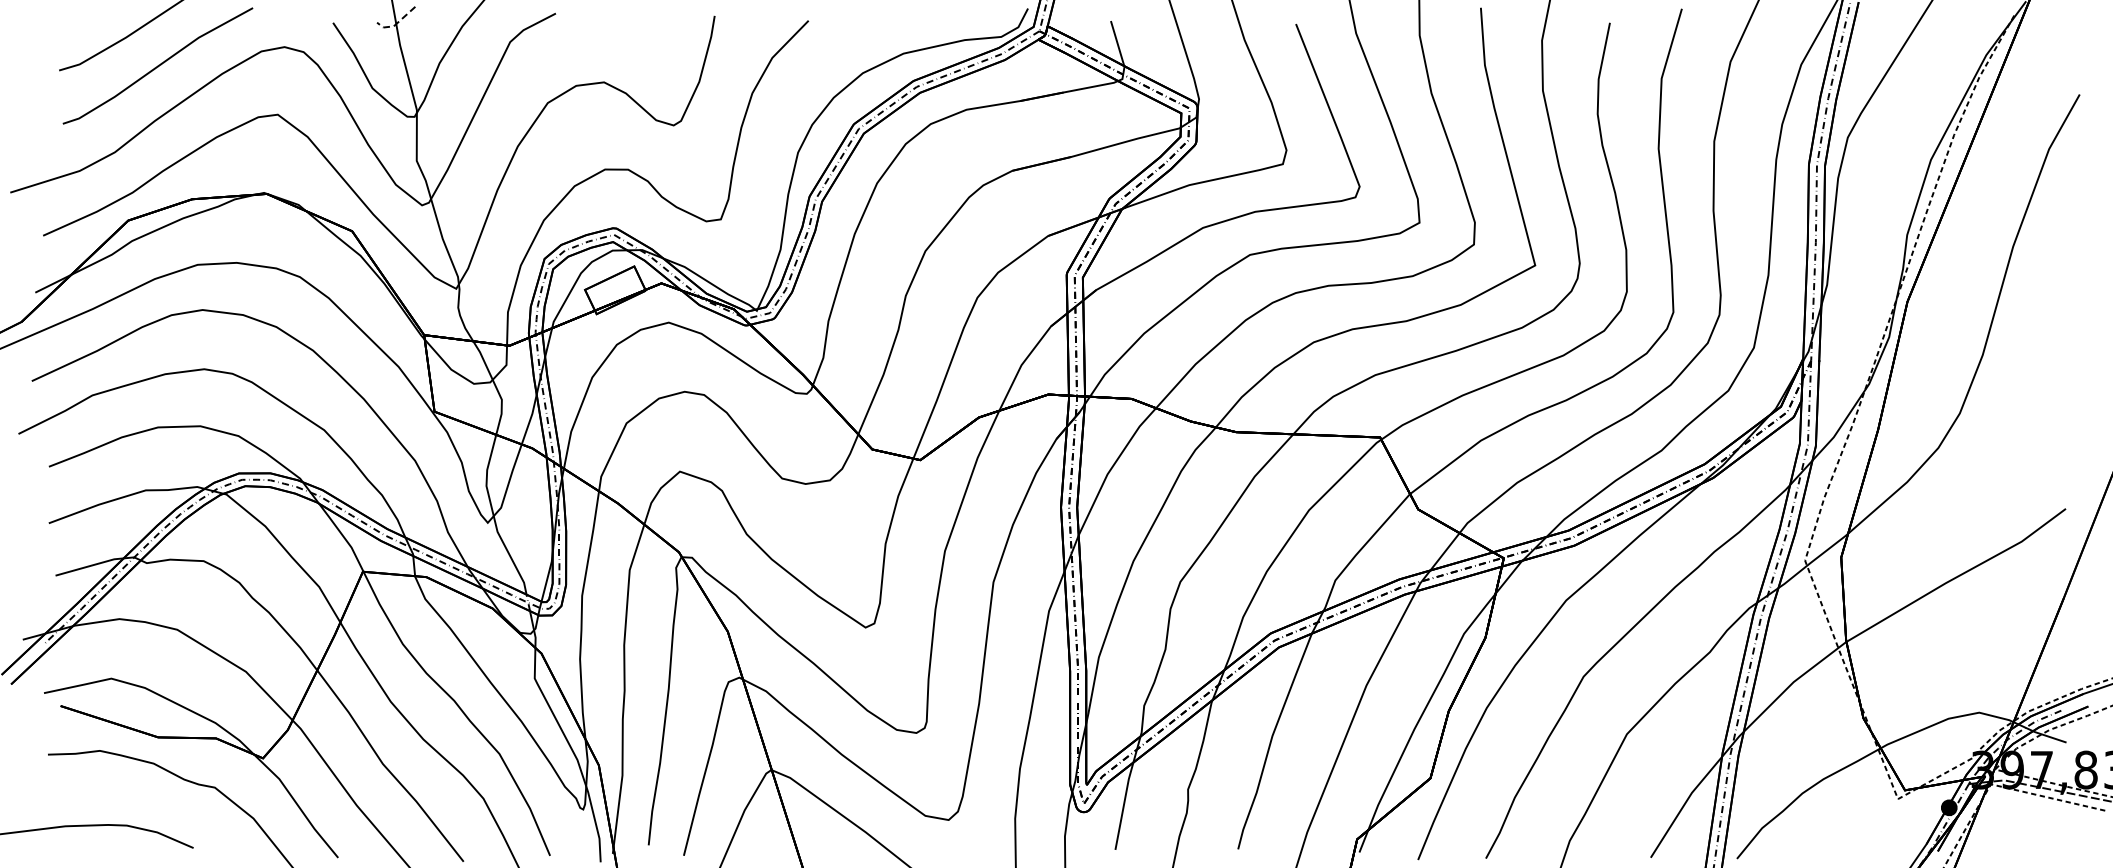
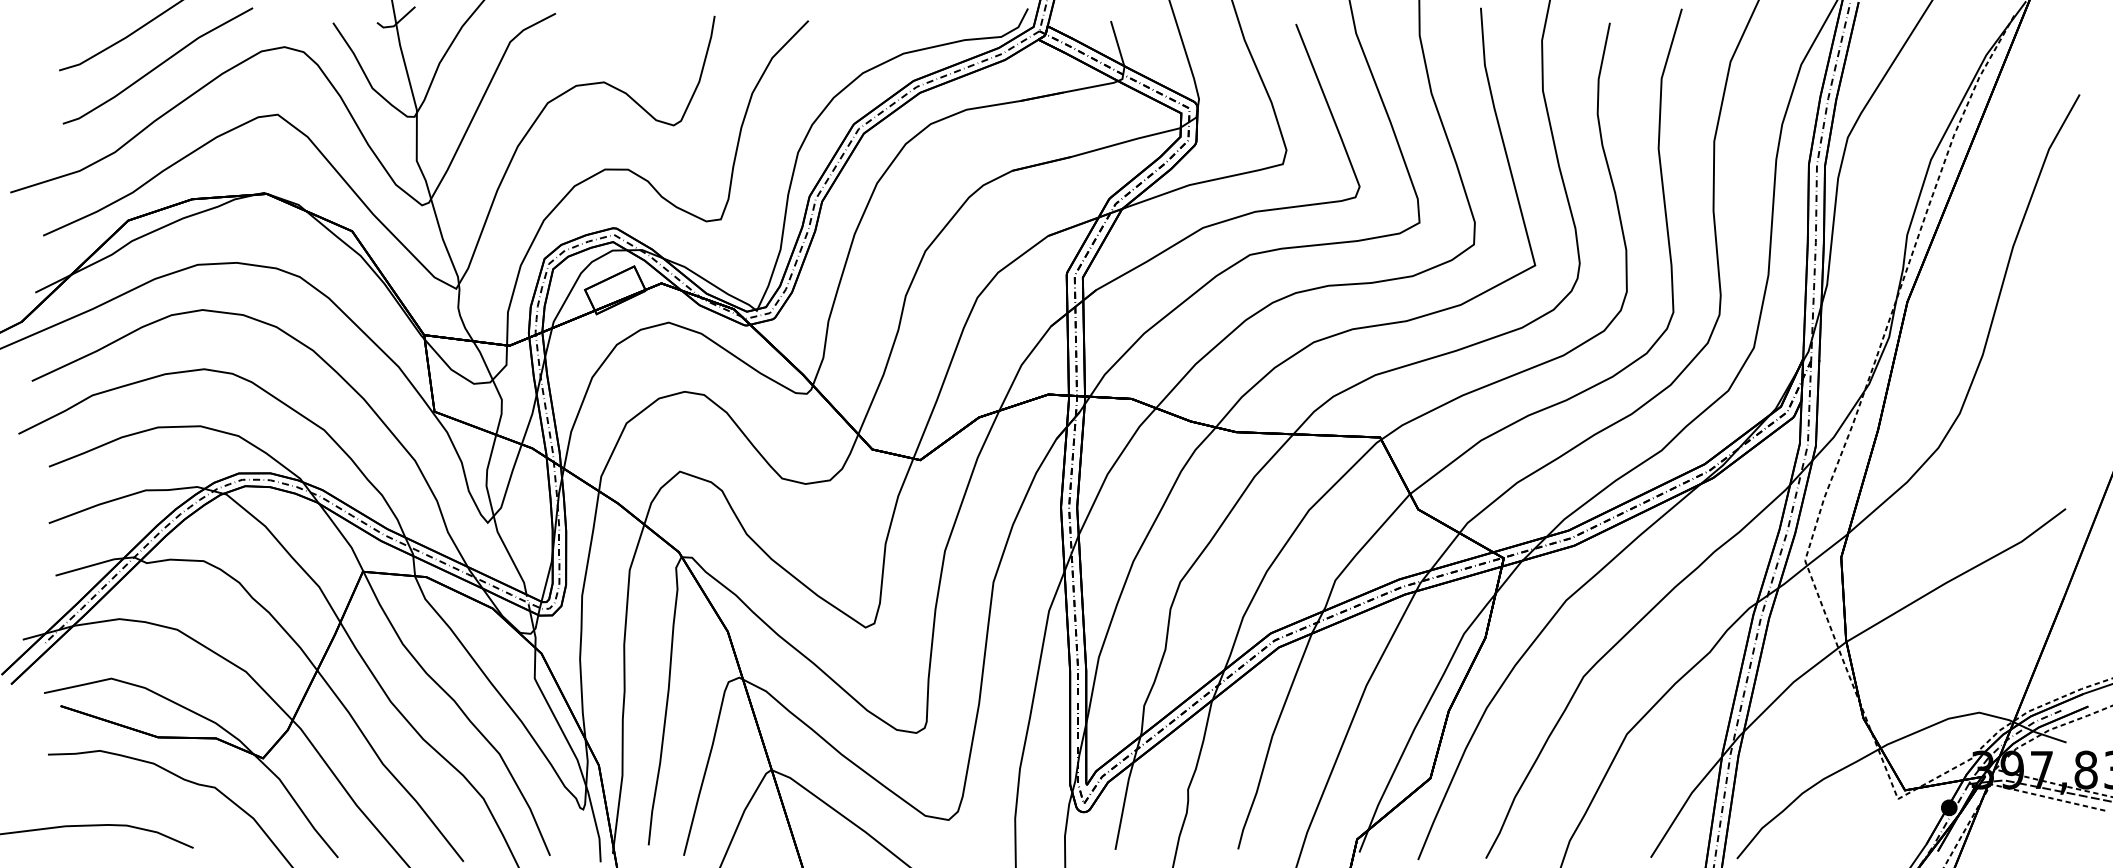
line: dashed -> solid (396, 23)
